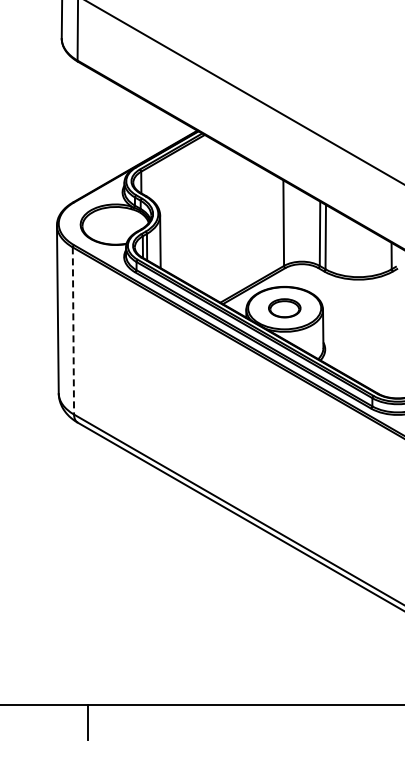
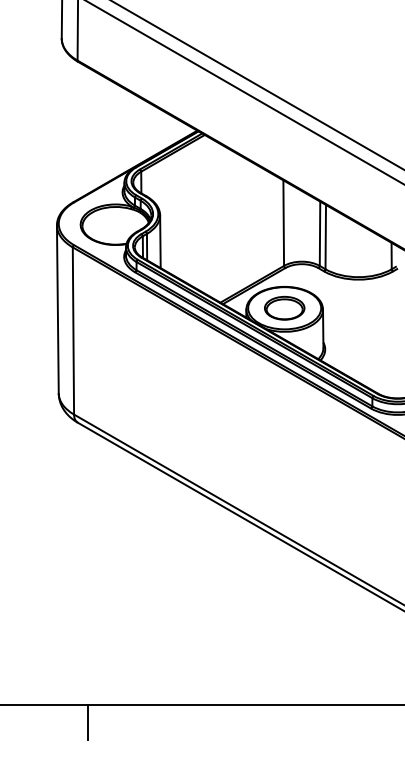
line: none -> present (257, 85)
part size: 34x21 px -> 42x25 px (284, 308)
line: dashed -> solid (73, 330)
